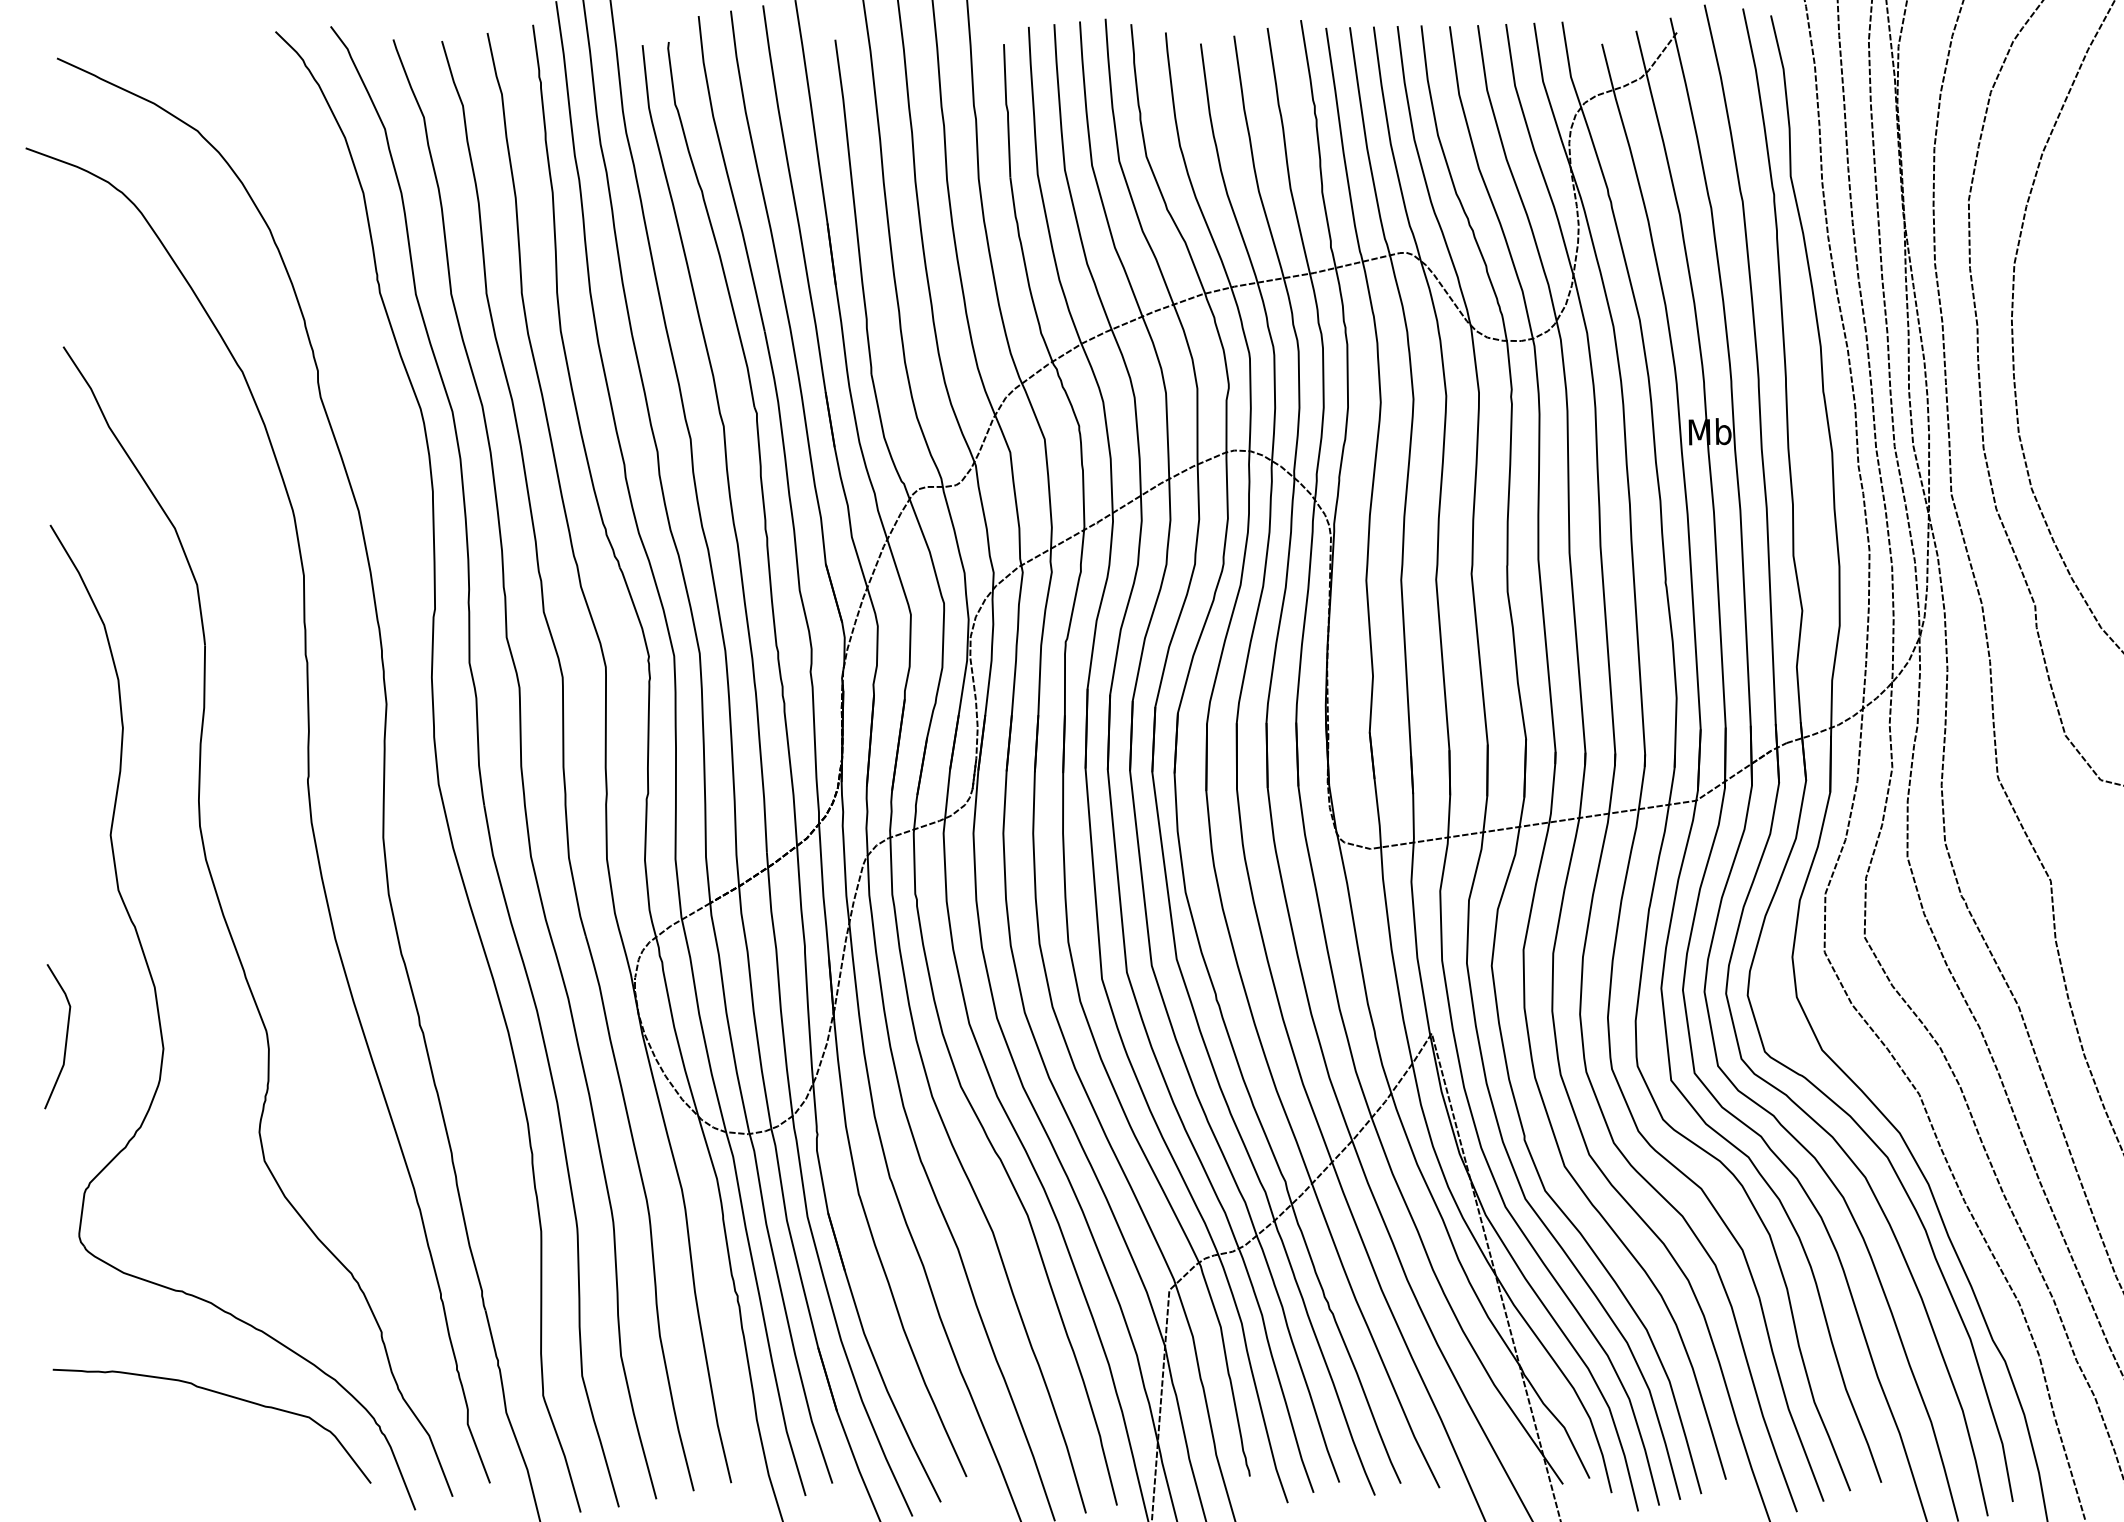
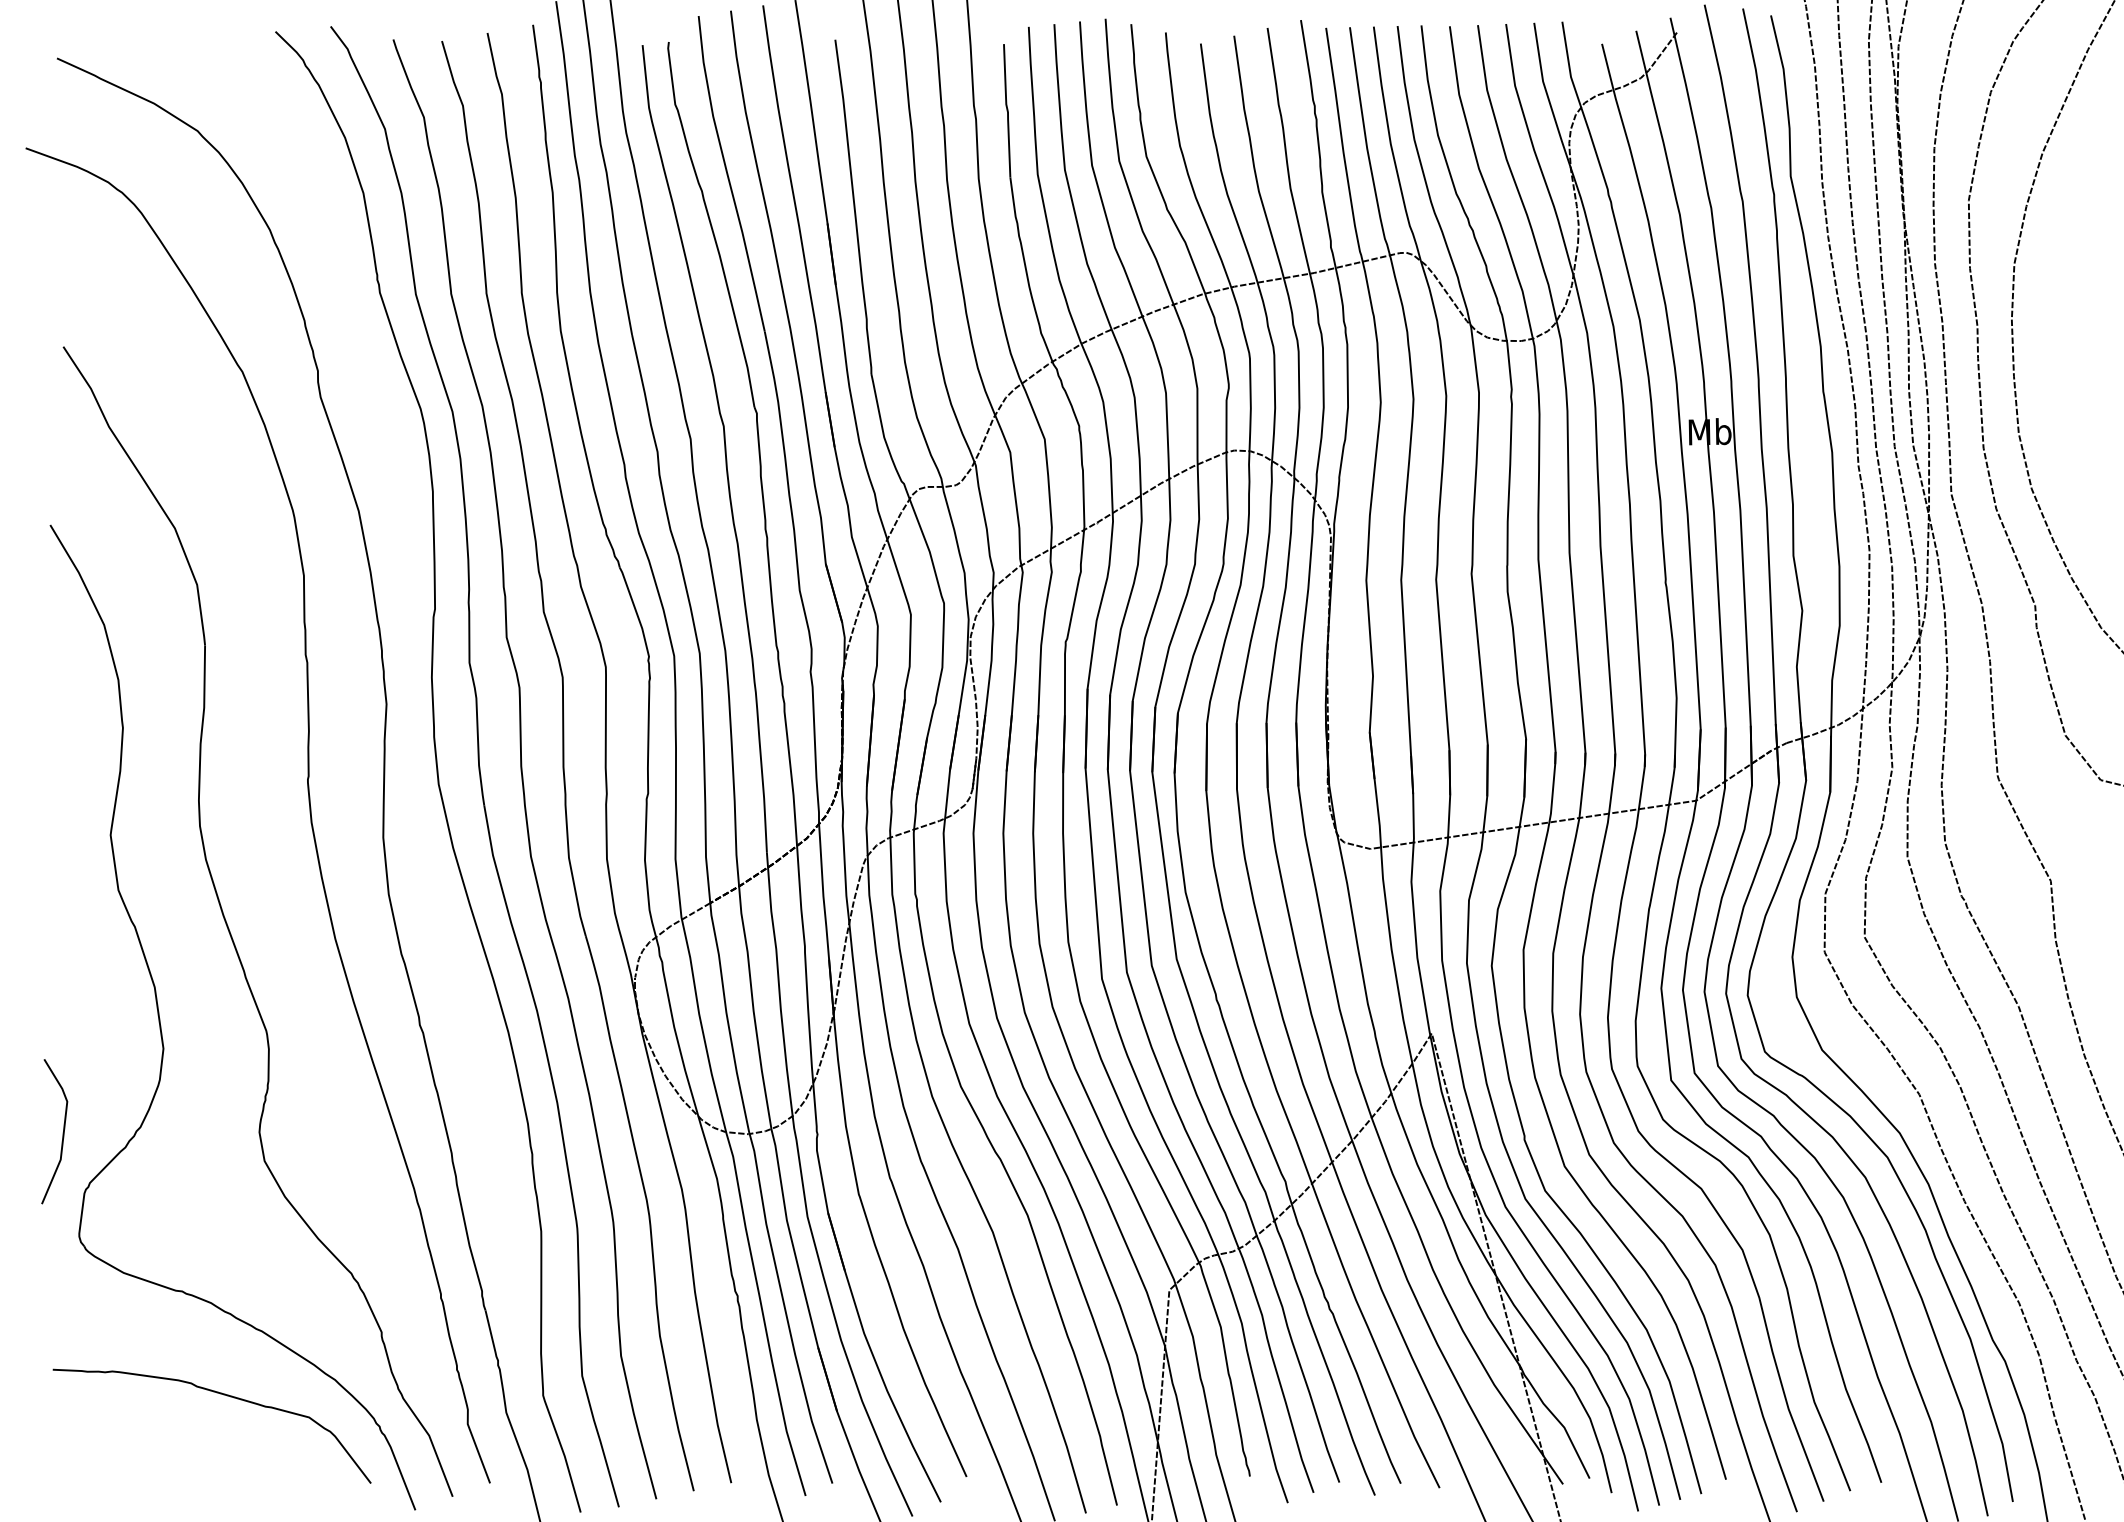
line position: (65, 1037) -> (62, 1132) (62, 1132)
